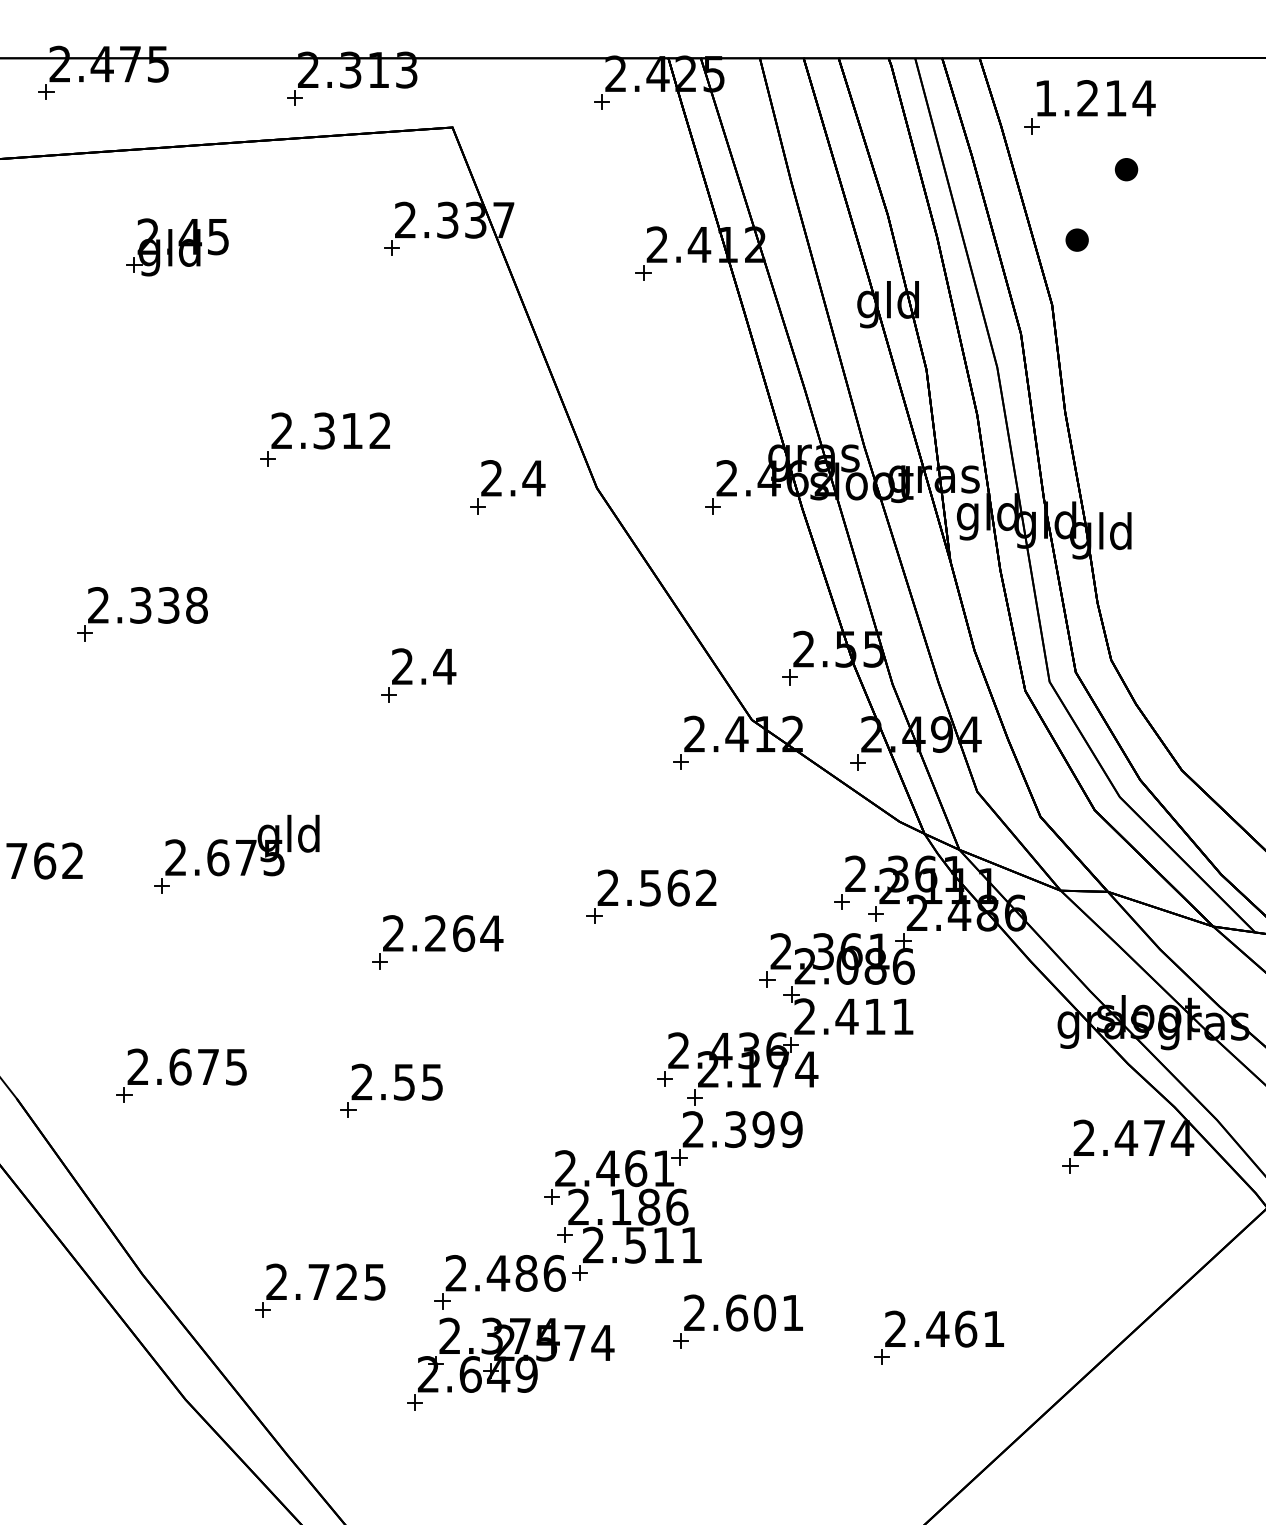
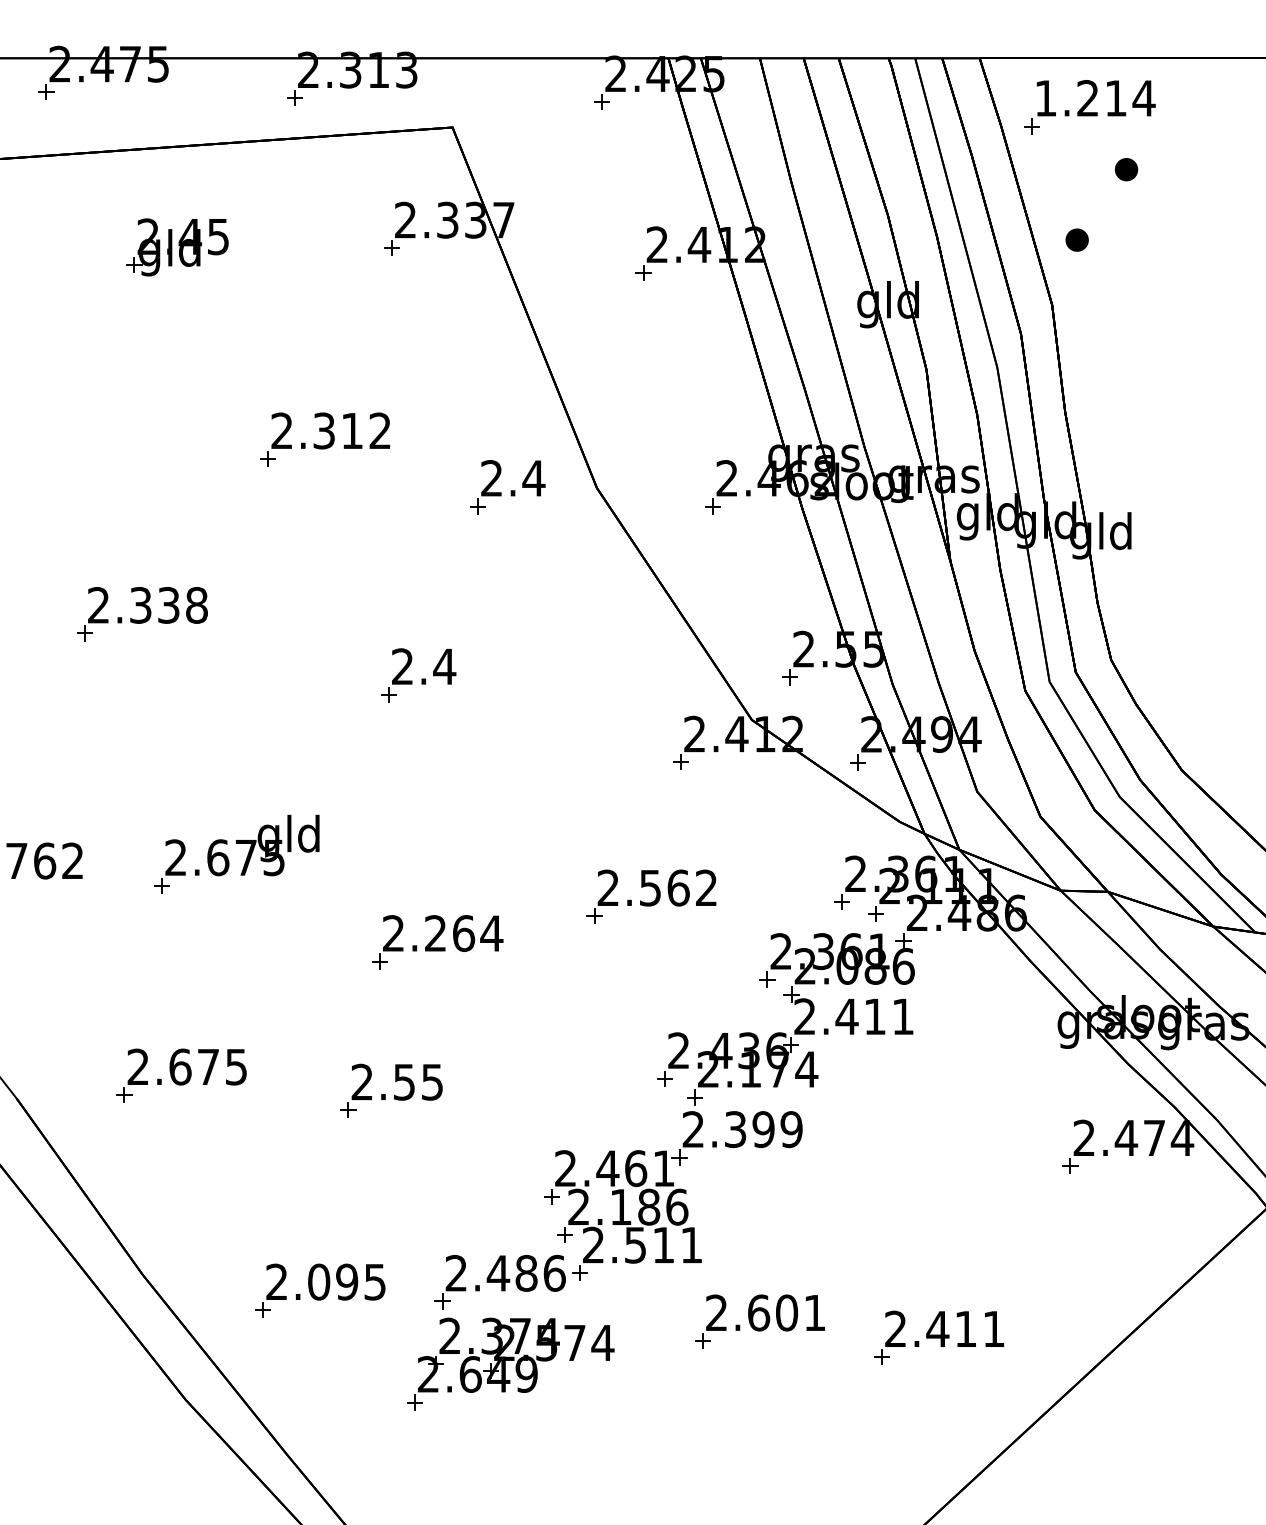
text: 2.725 -> 2.095 (333, 1281)
part position: (737, 1321) -> (759, 1321) (759, 1321)
text: 2.461 -> 2.411 (966, 1328)
